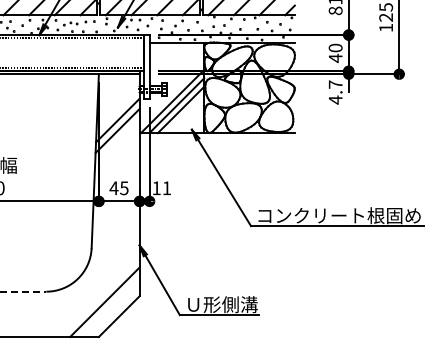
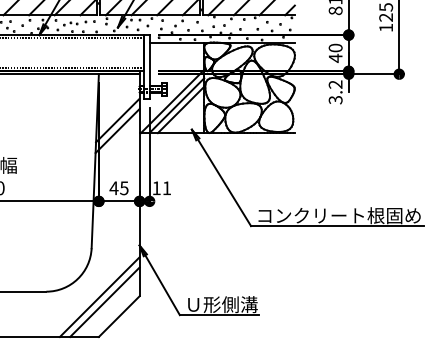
text: 4.7 -> 3.2 (335, 92)
line: dashed -> solid (23, 291)
line: none -> present (99, 297)
